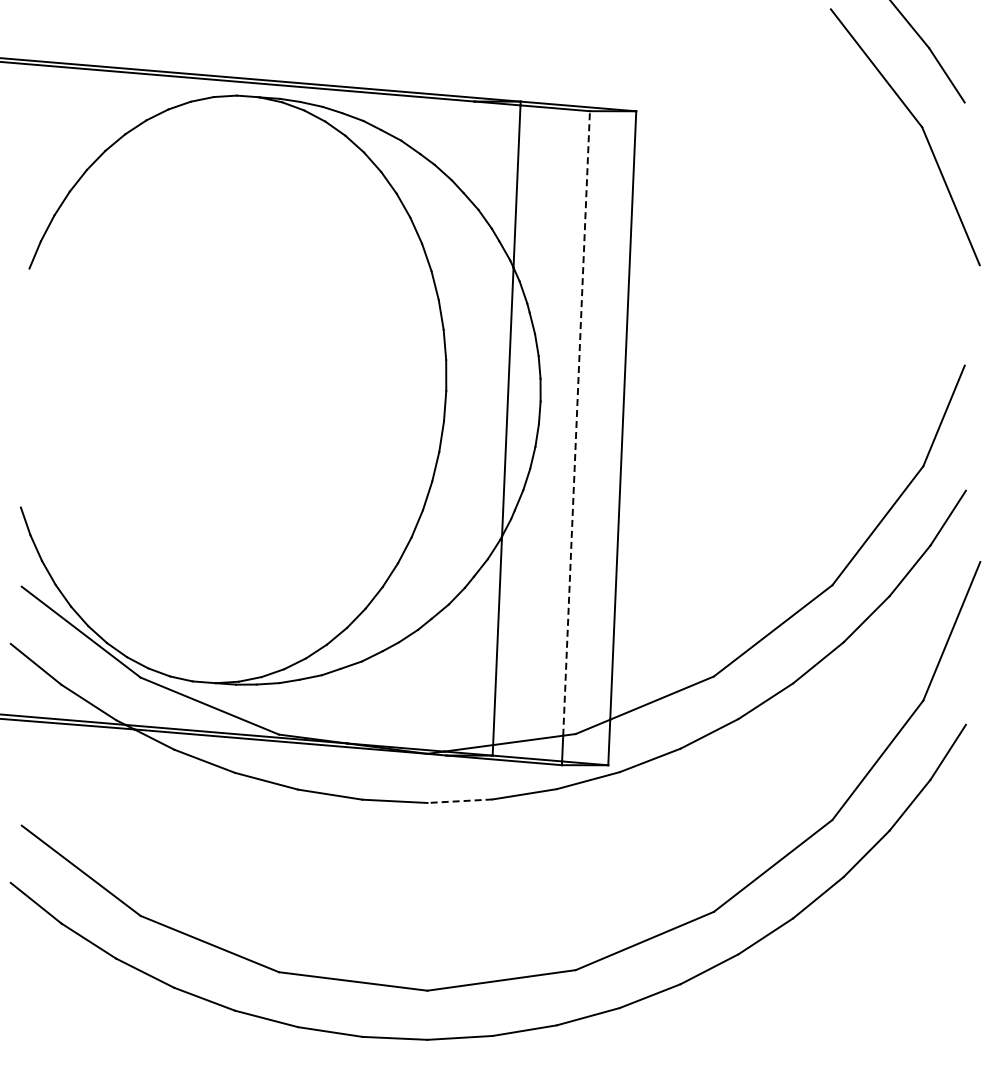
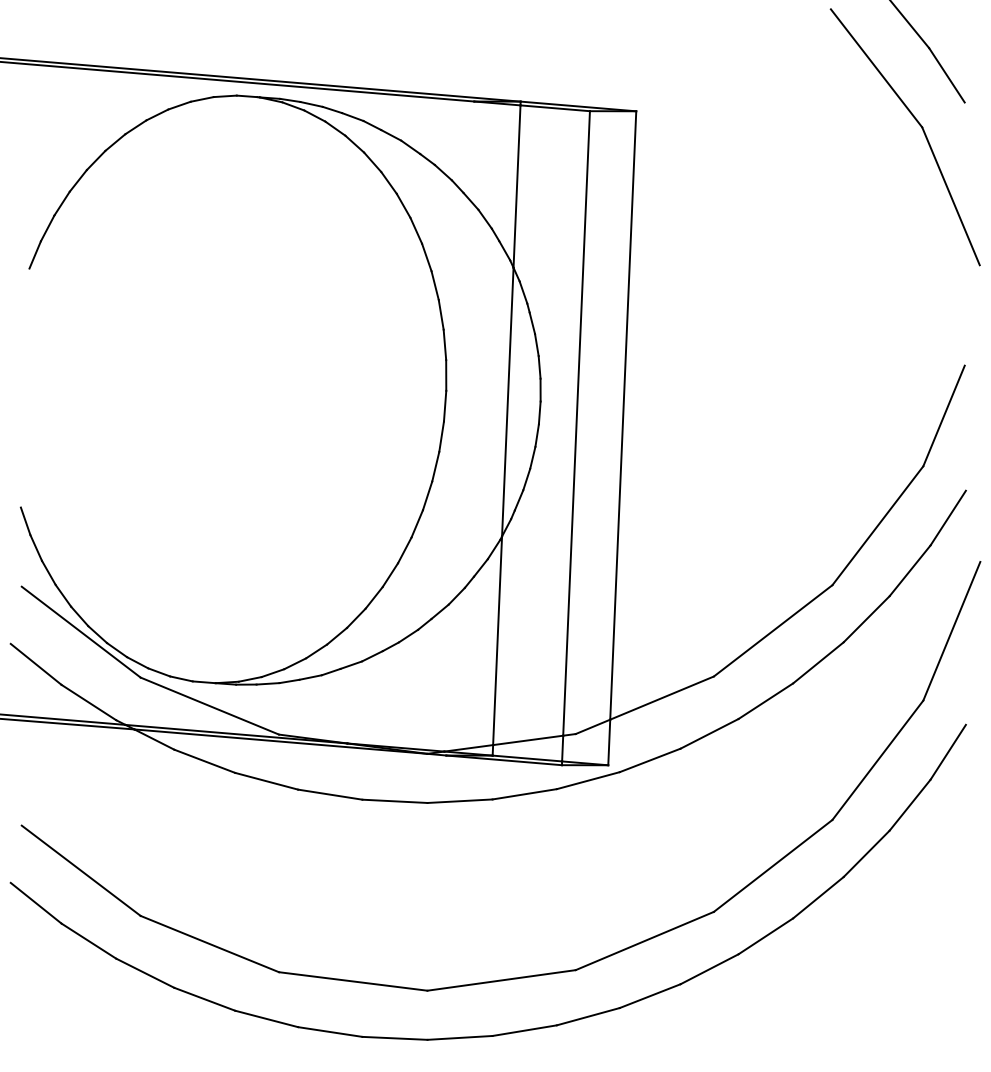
line: dashed -> solid (576, 423)
line: dashed -> solid (460, 801)
